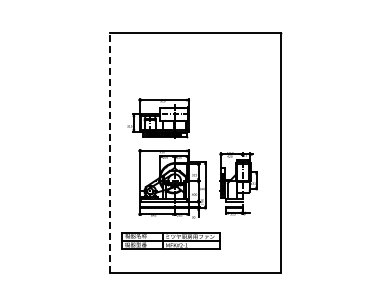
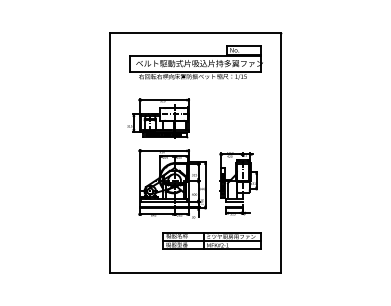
part: none -> present (195, 62)
line: dashed -> solid (109, 152)
part position: (170, 240) -> (211, 240) (211, 240)
